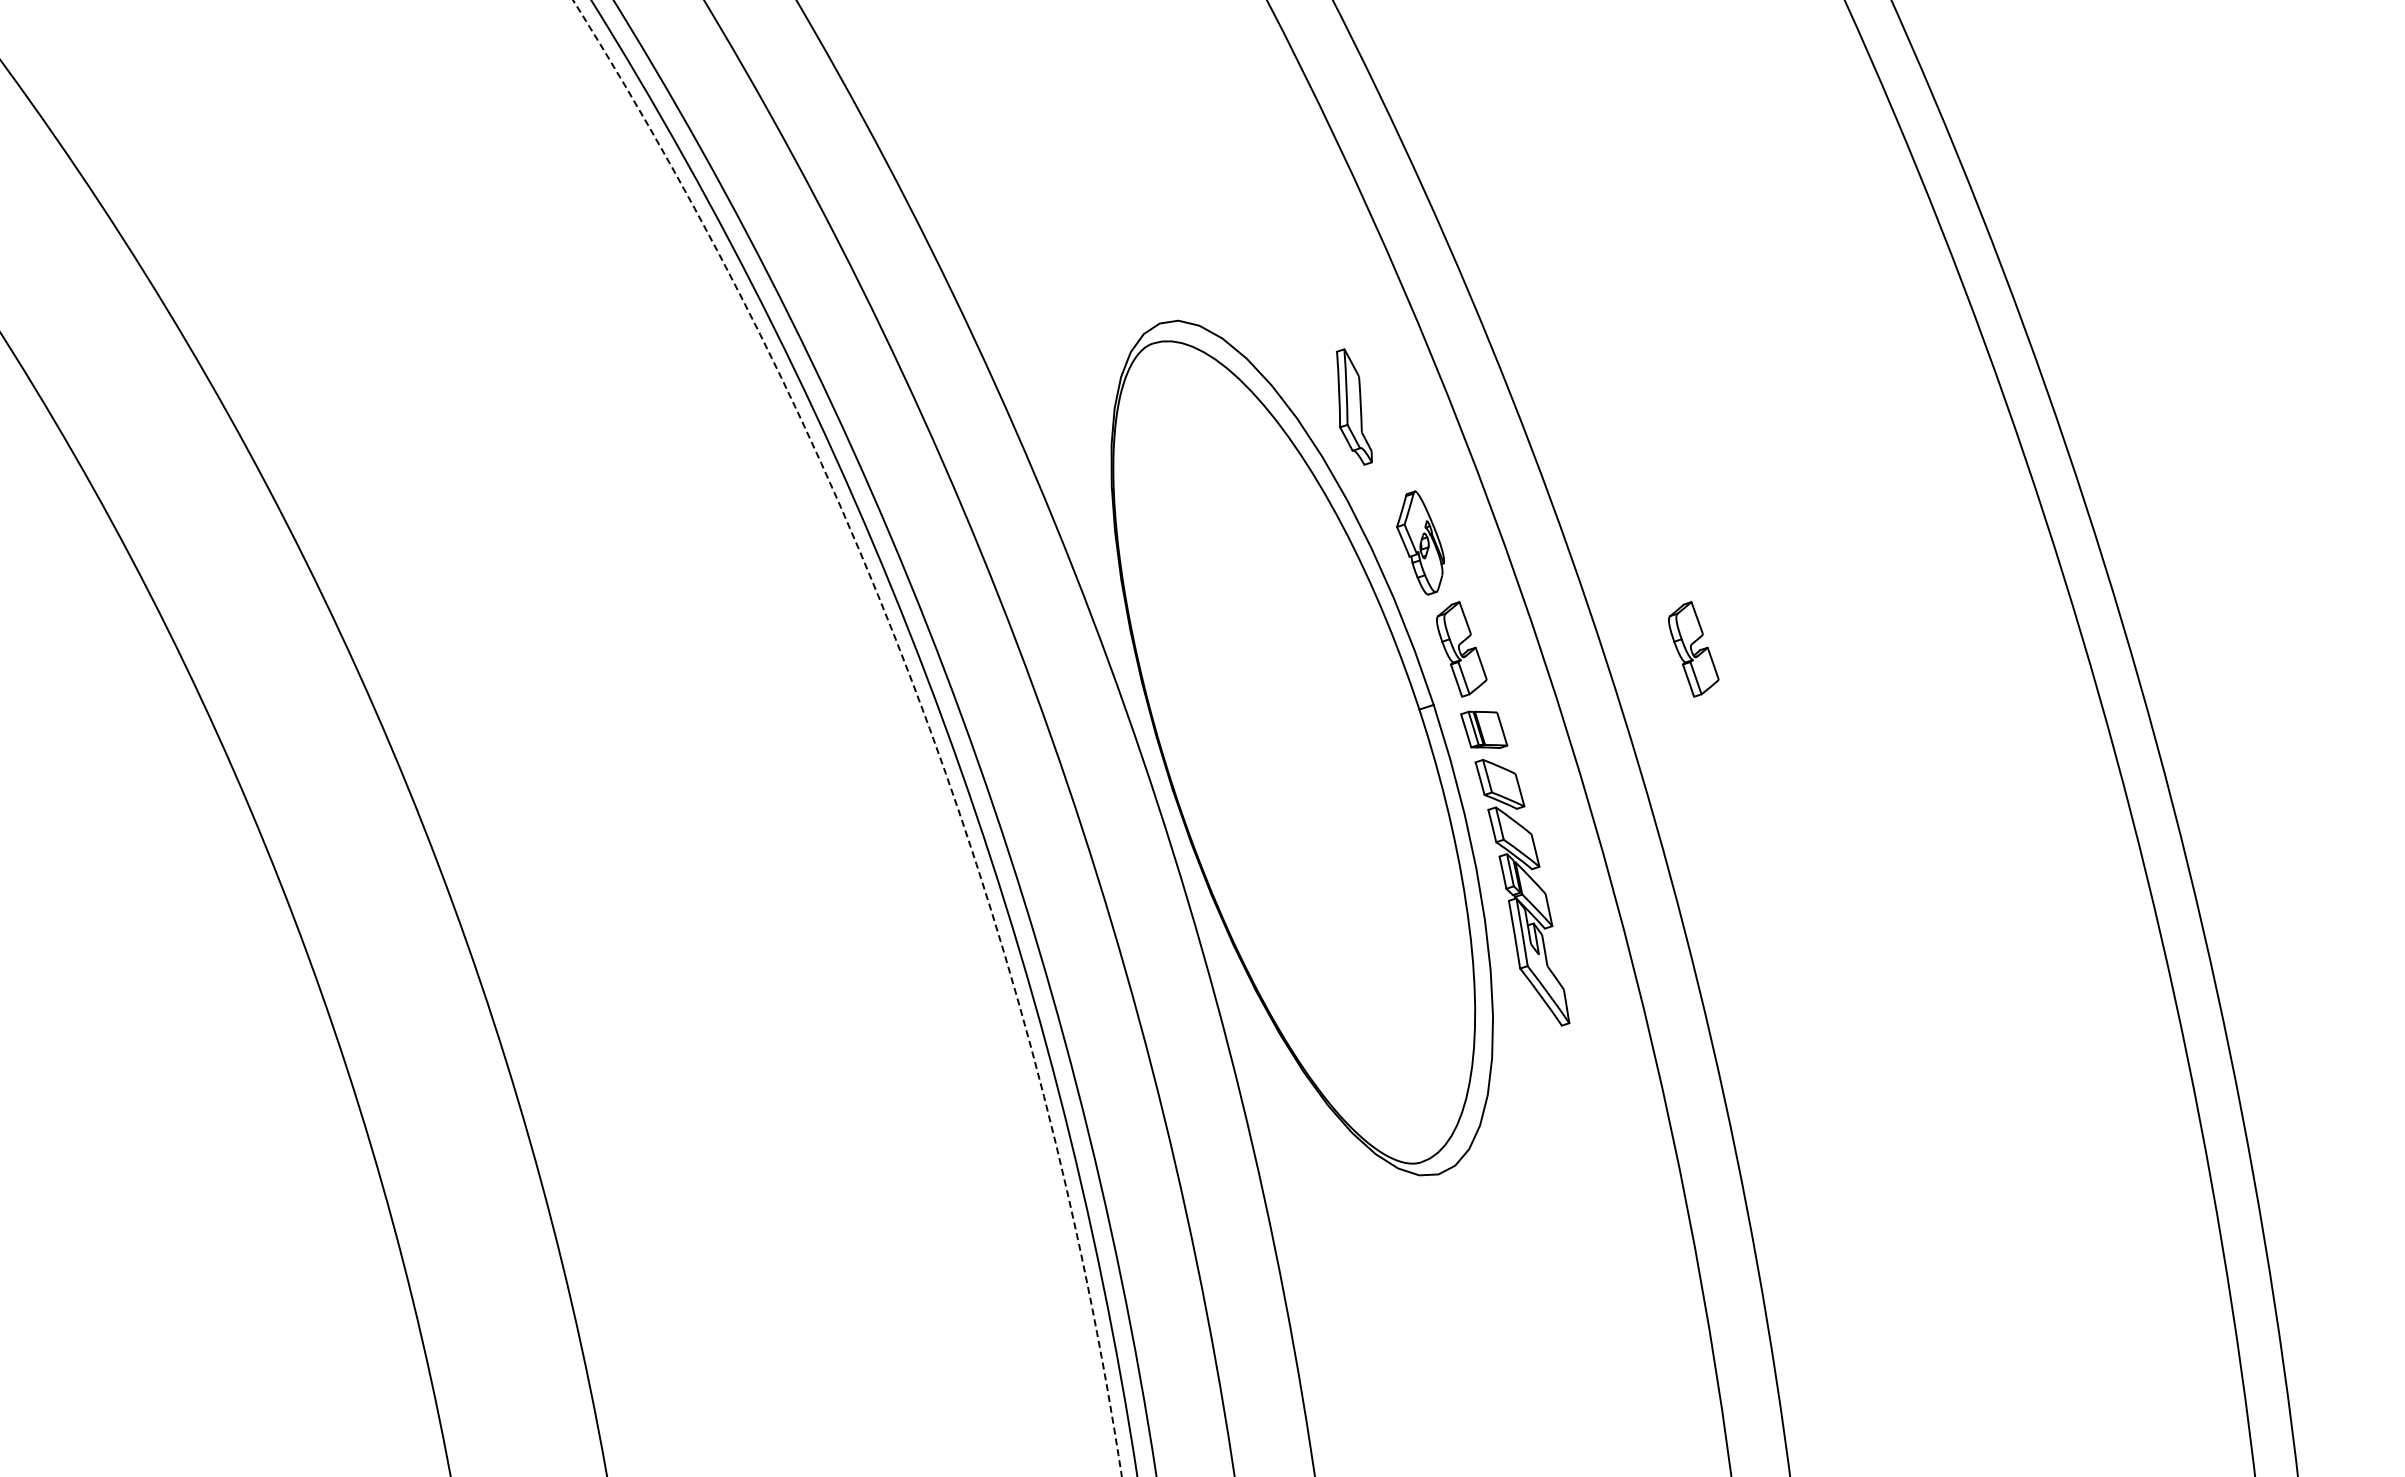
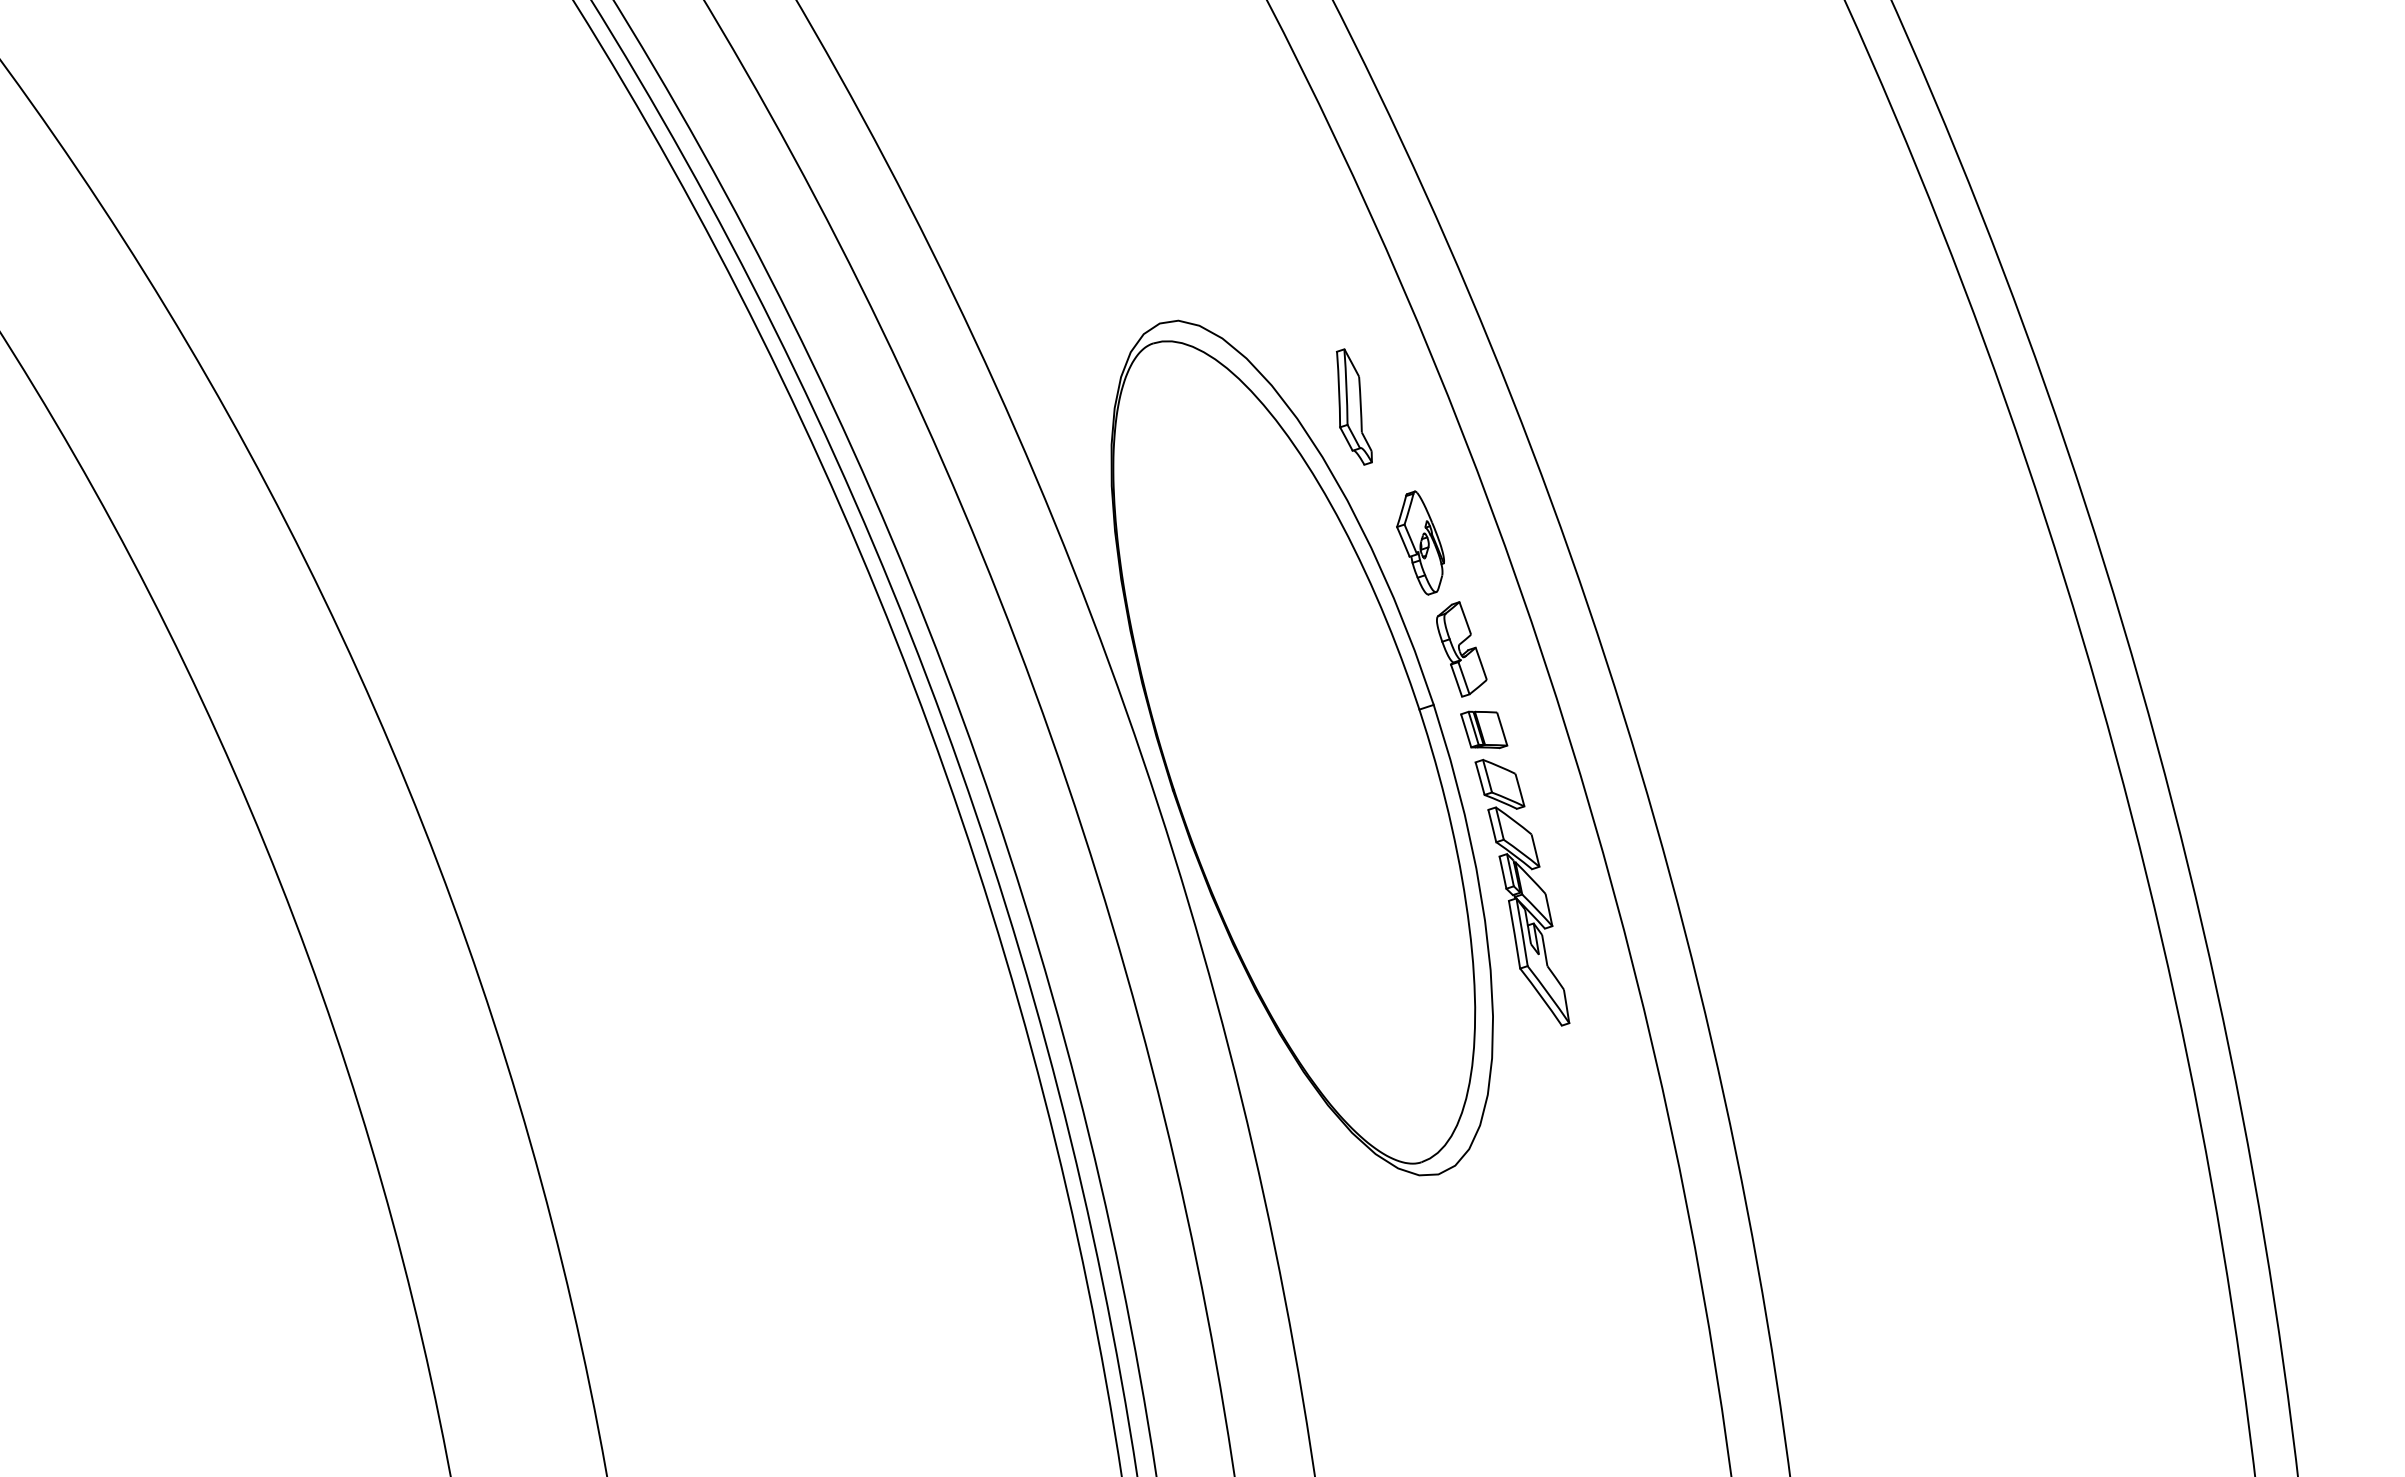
part: present -> none (1693, 649)
circle: dashed -> solid (846, 738)
